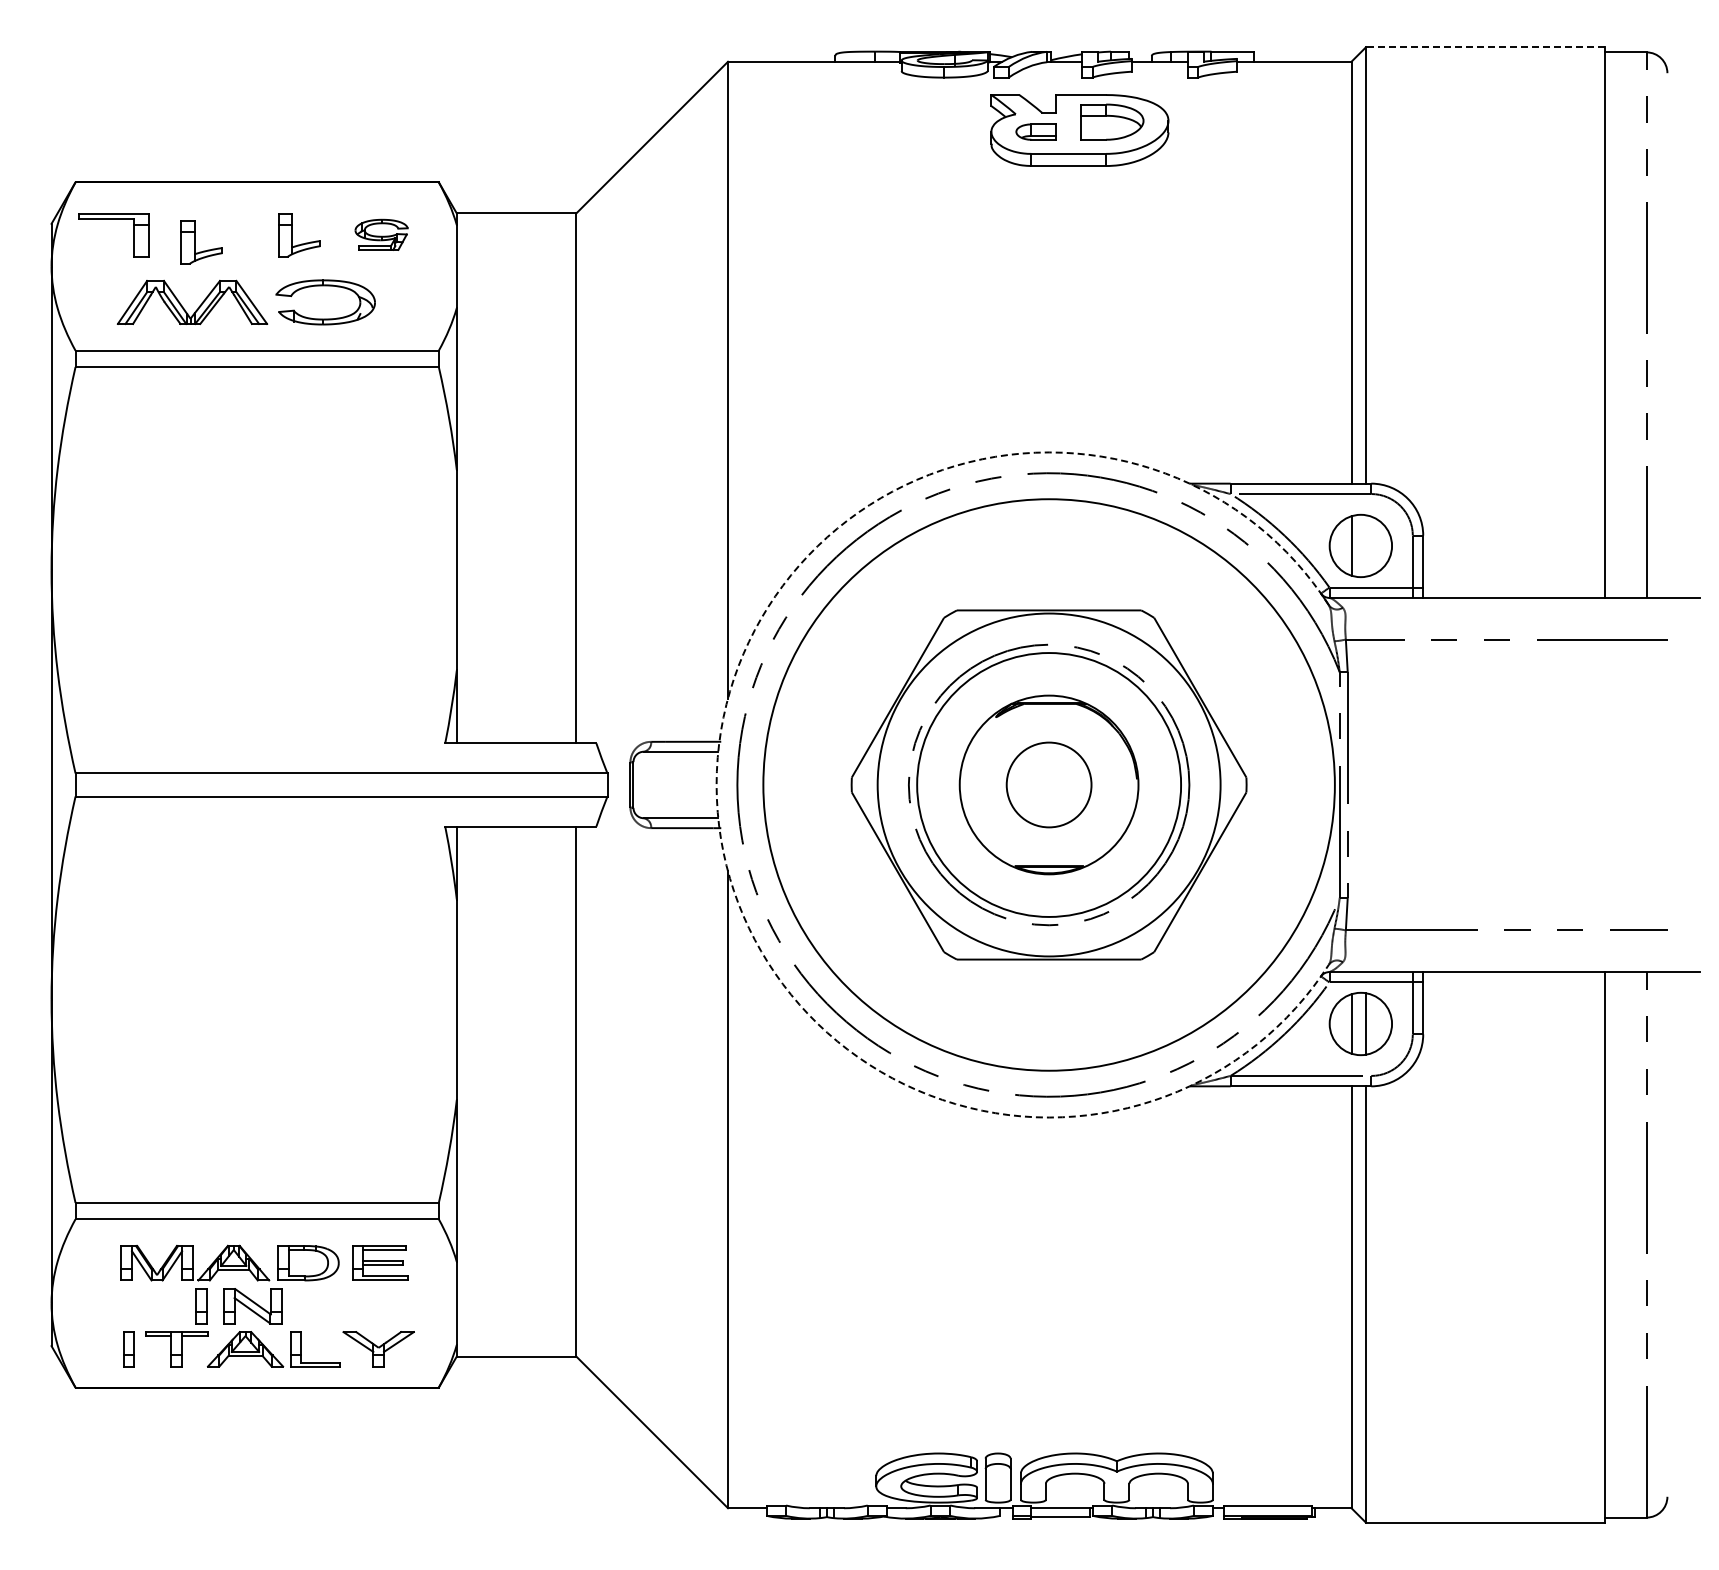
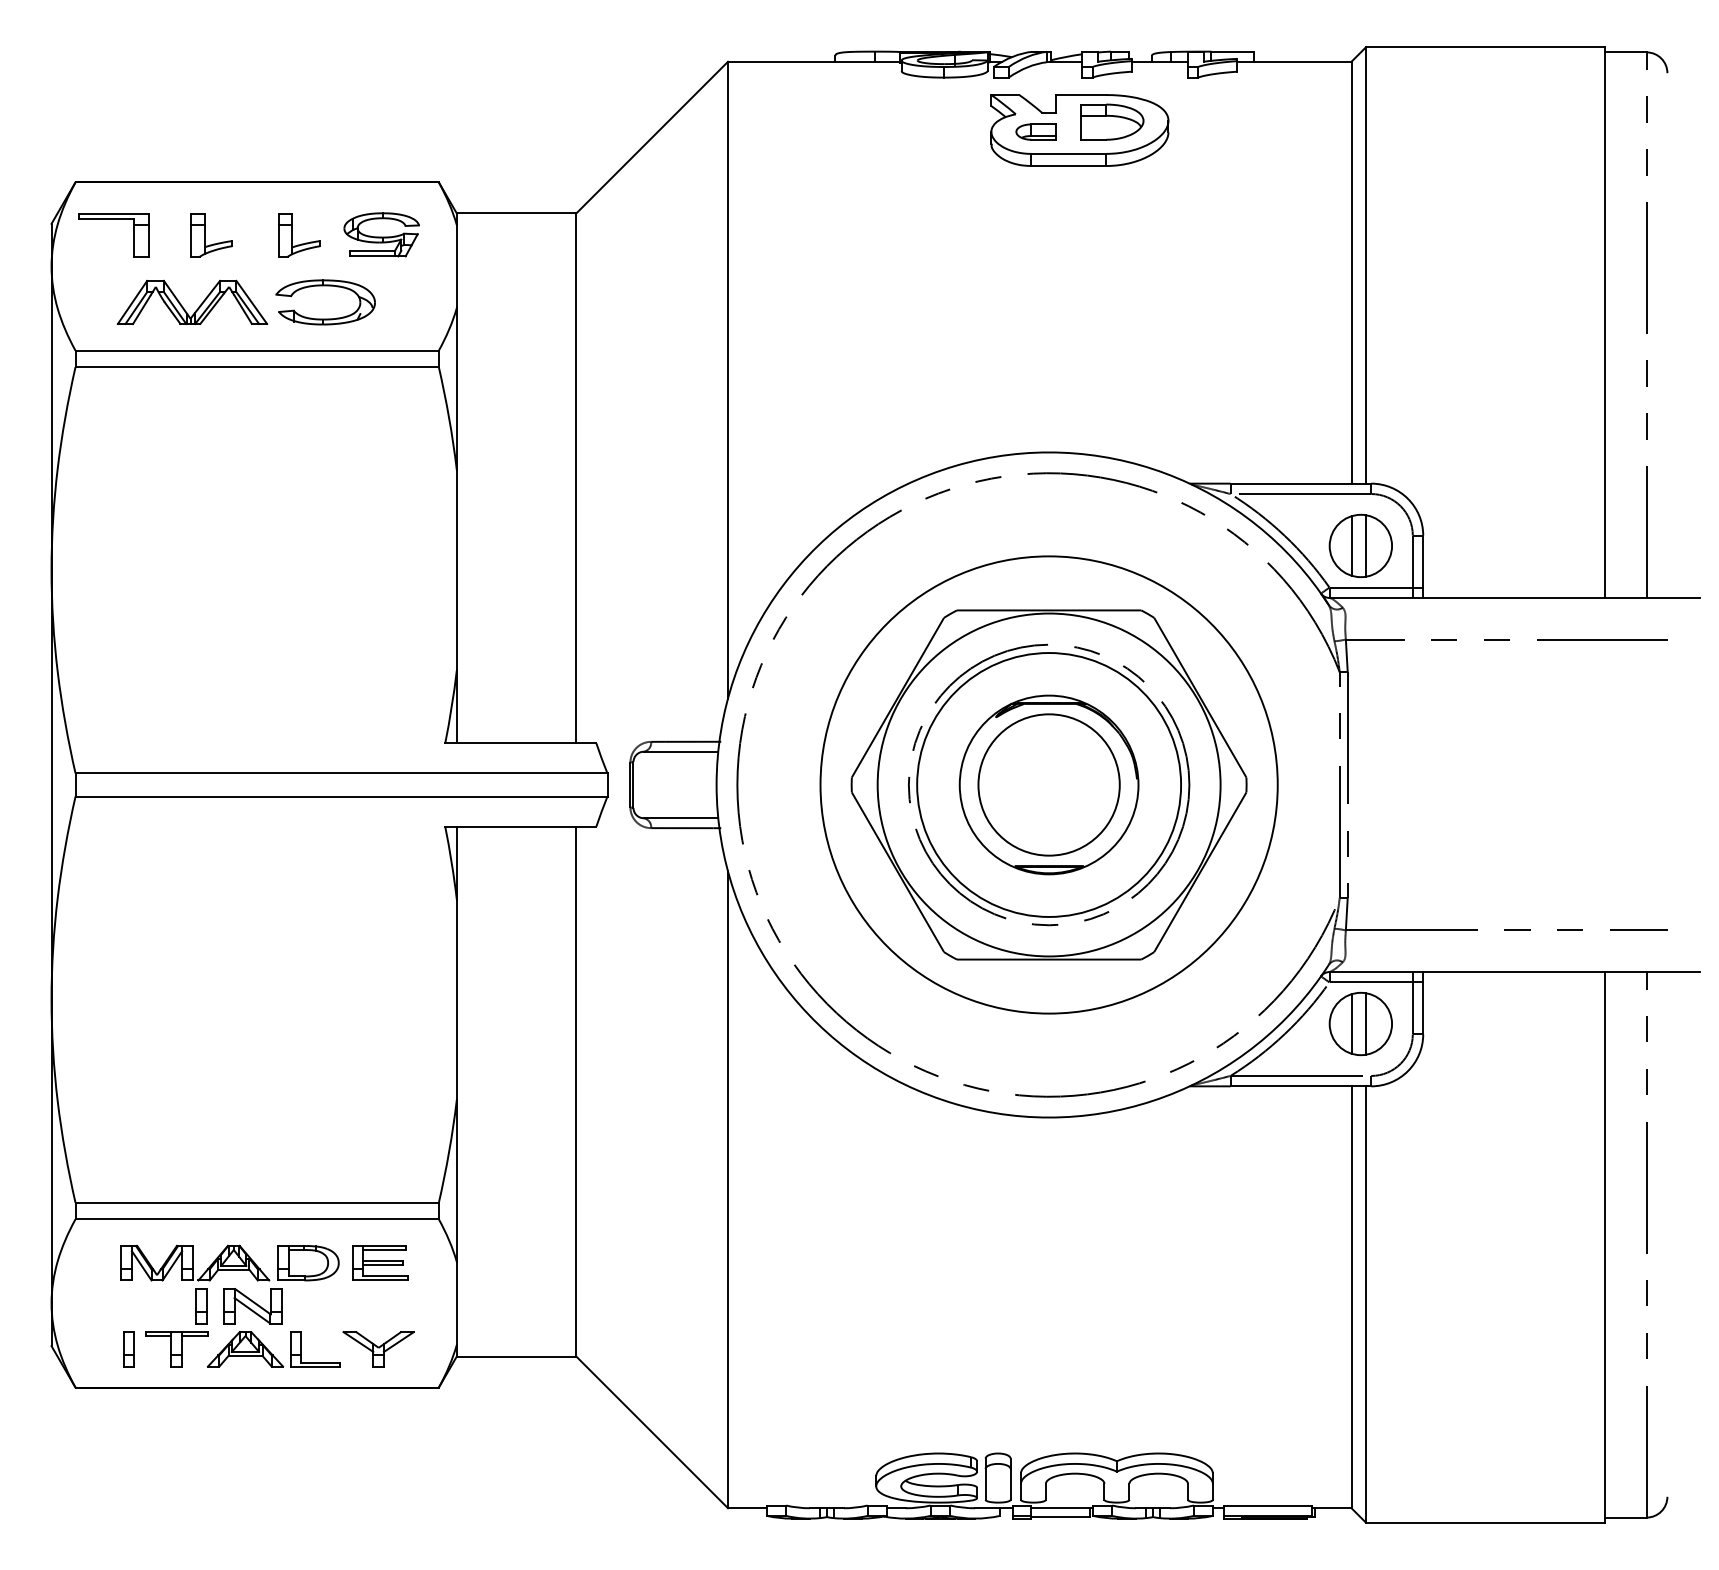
line: dashed -> solid (1485, 47)
part size: 55x33 px -> 77x46 px (381, 234)
part position: (201, 242) -> (211, 235) (211, 235)
line: none -> present (1366, 545)
arc: dashed -> solid (716, 784)
circle diameter: 572 px -> 457 px (1048, 784)
circle diameter: 85 px -> 141 px (1048, 784)
